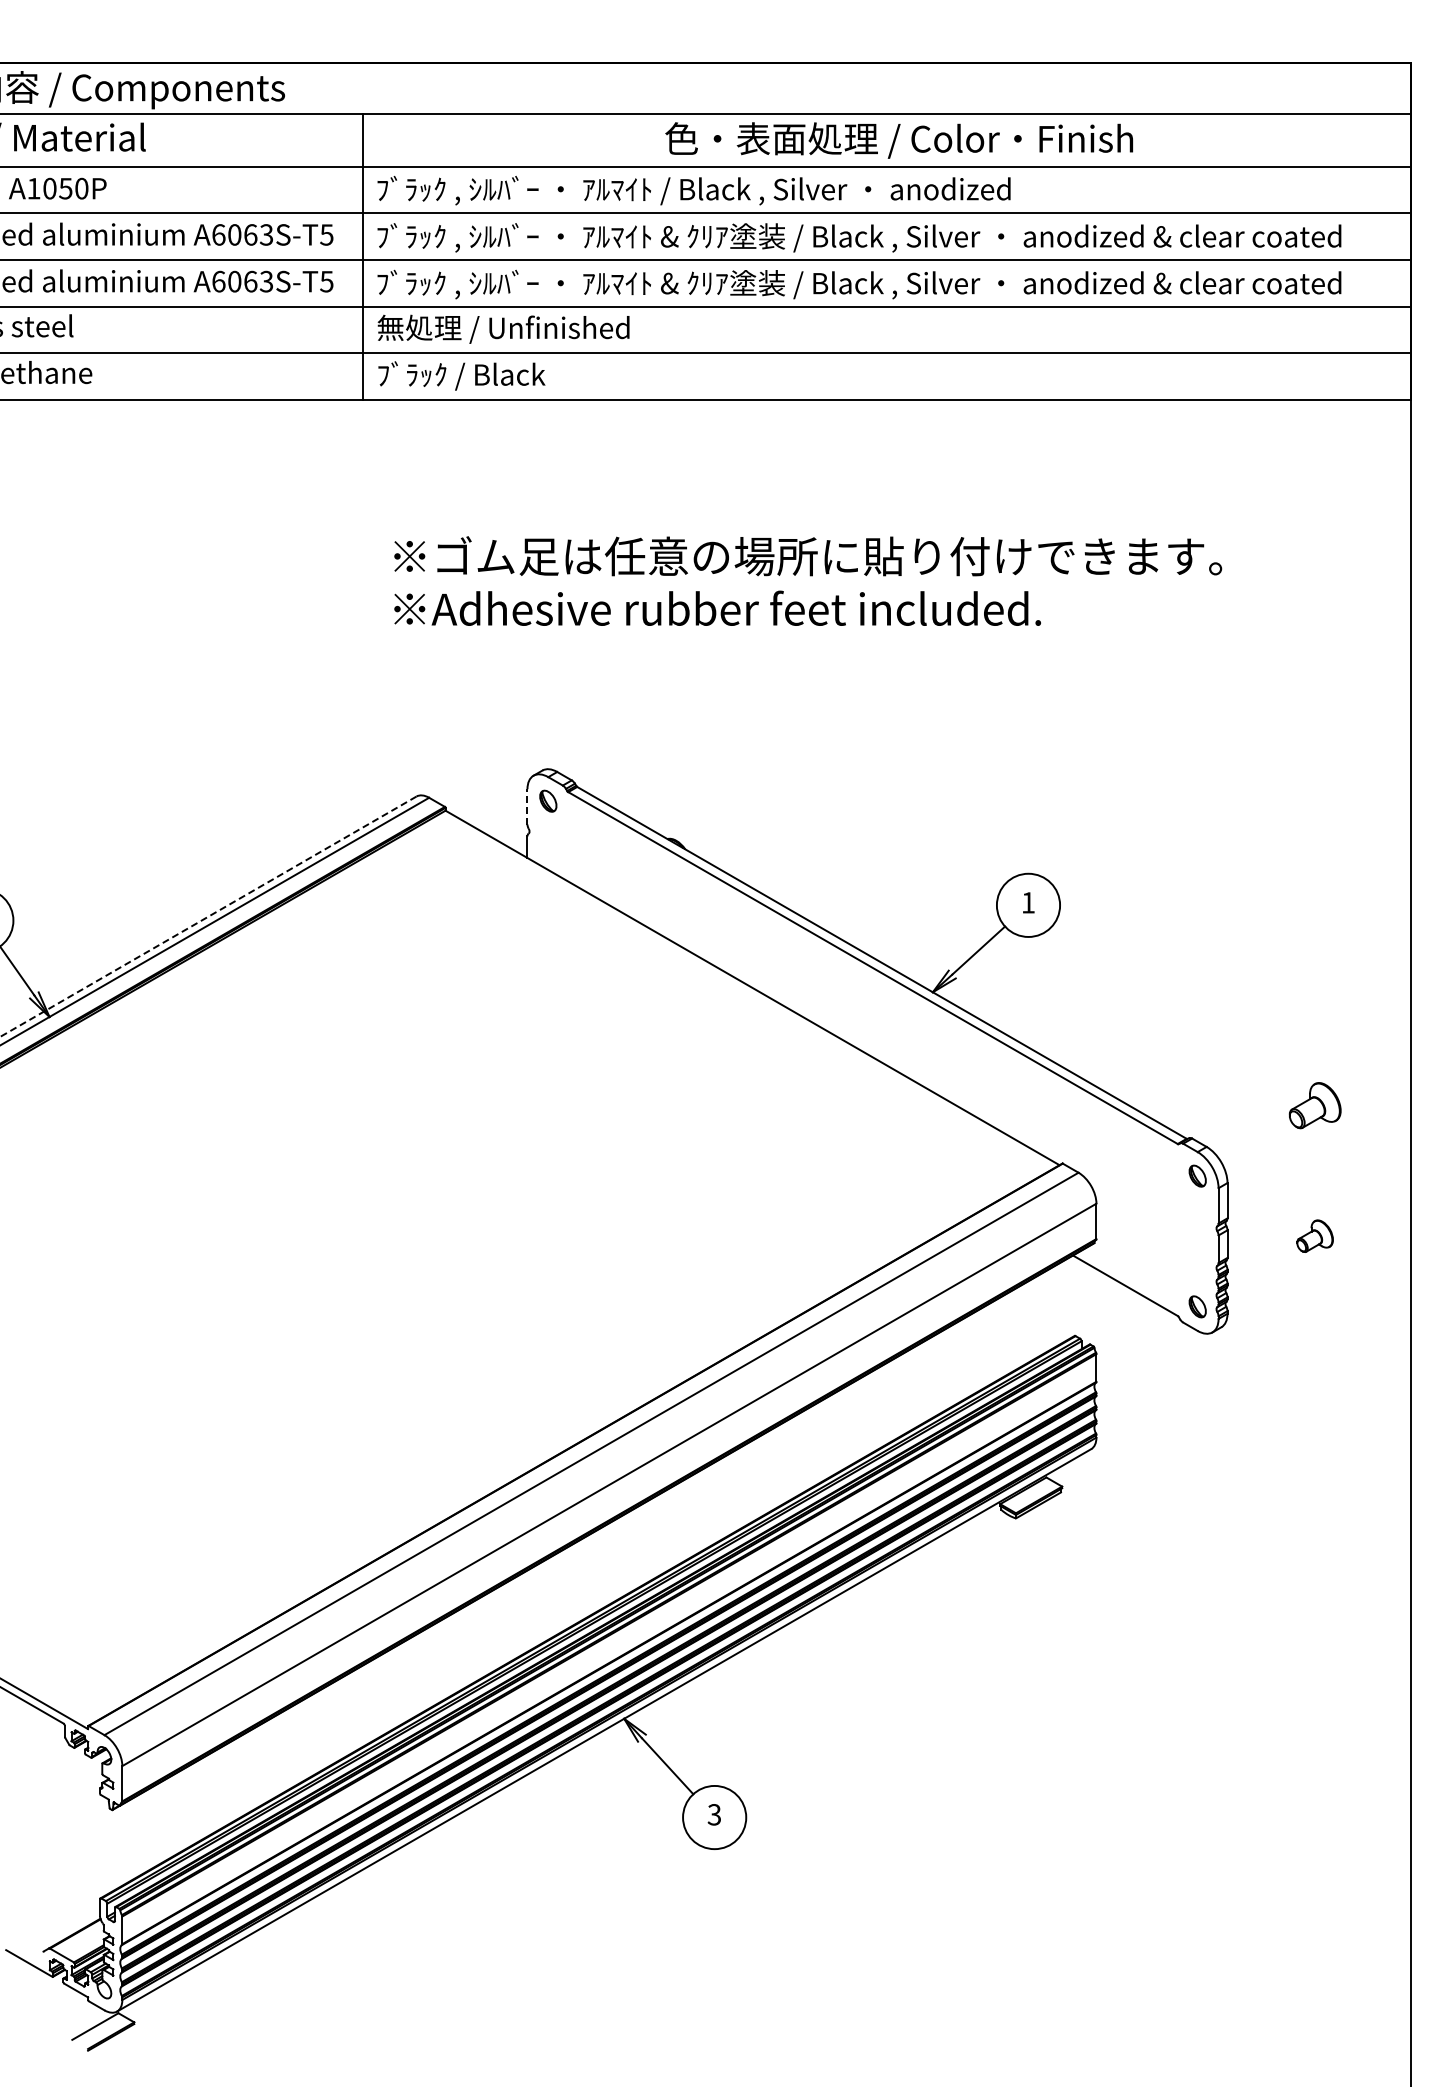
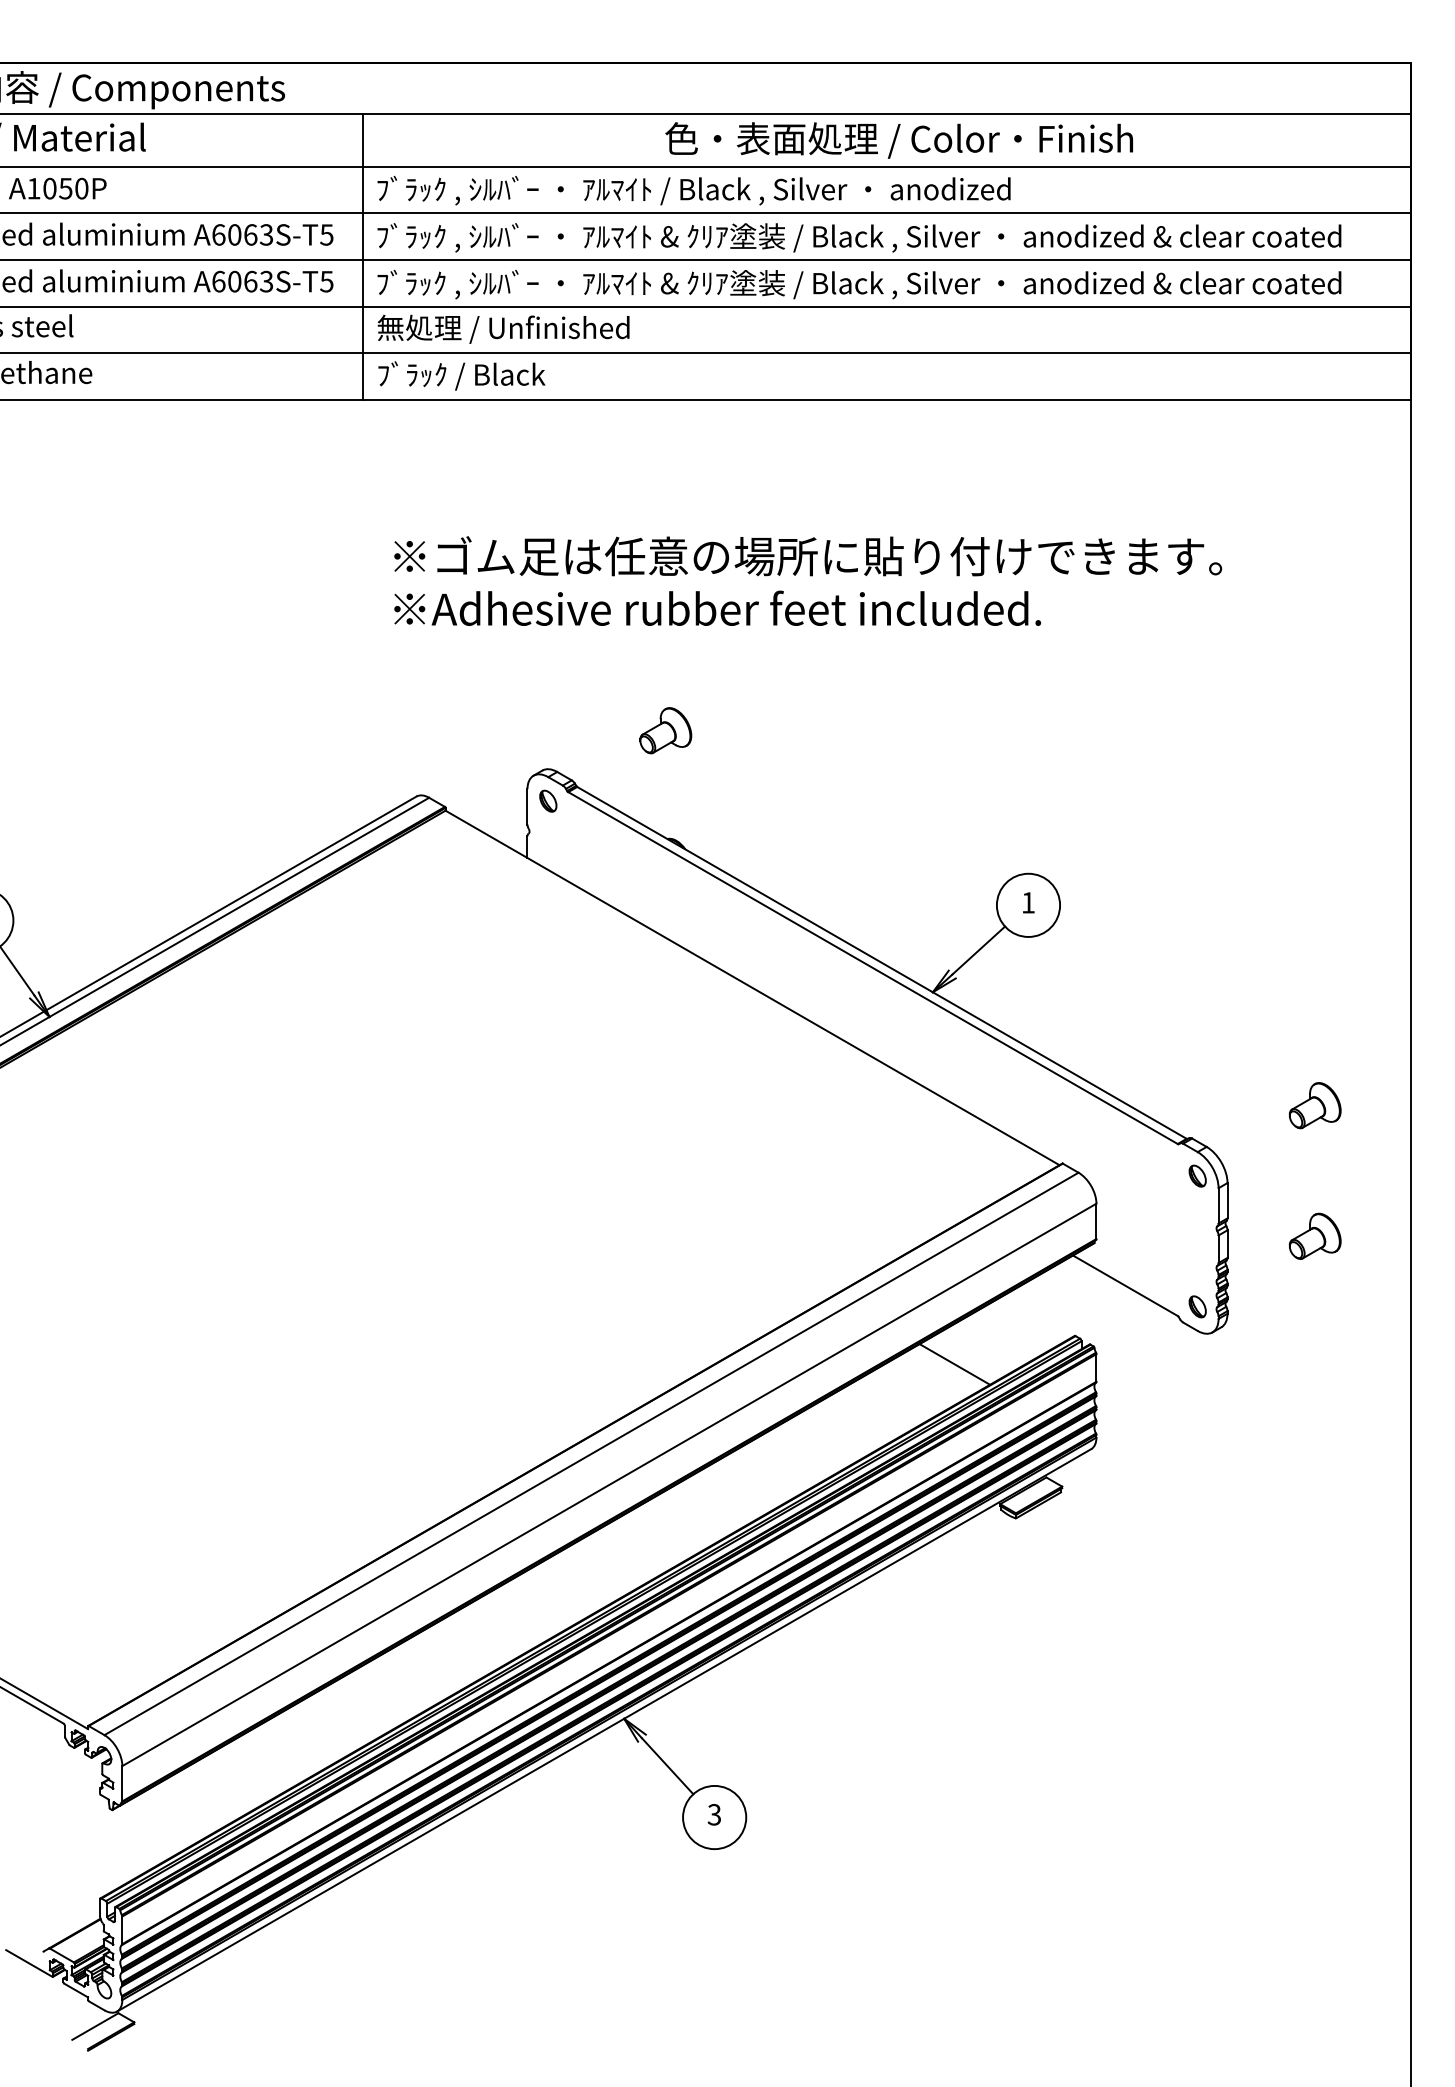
part: none -> present (665, 730)
line: dashed -> solid (527, 806)
line: dashed -> solid (207, 917)
part size: 38x34 px -> 54x48 px (1314, 1235)
line: none -> present (954, 1364)
